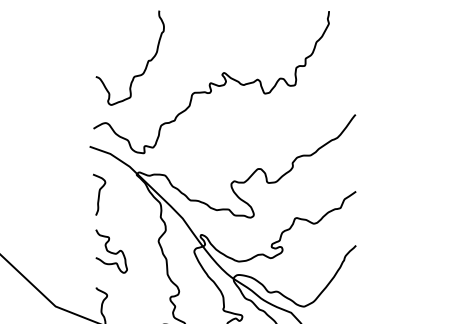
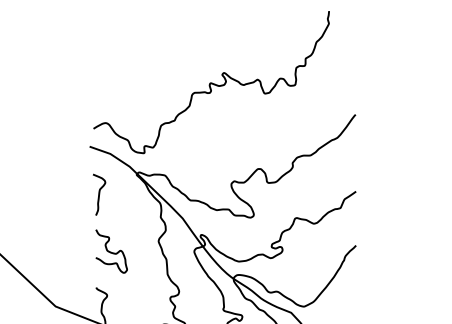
curve: present -> none (146, 63)
